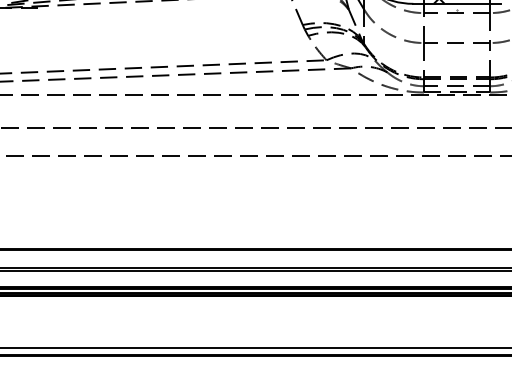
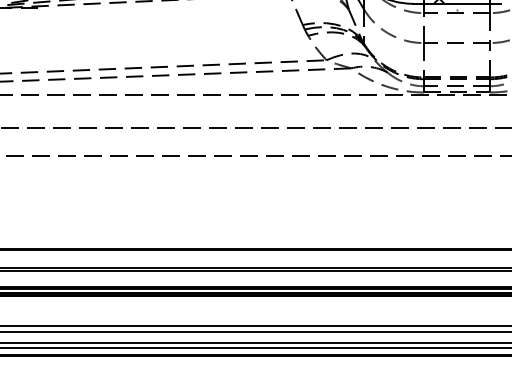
line: none -> present (255, 326)
line: none -> present (255, 332)
line: none -> present (255, 342)
